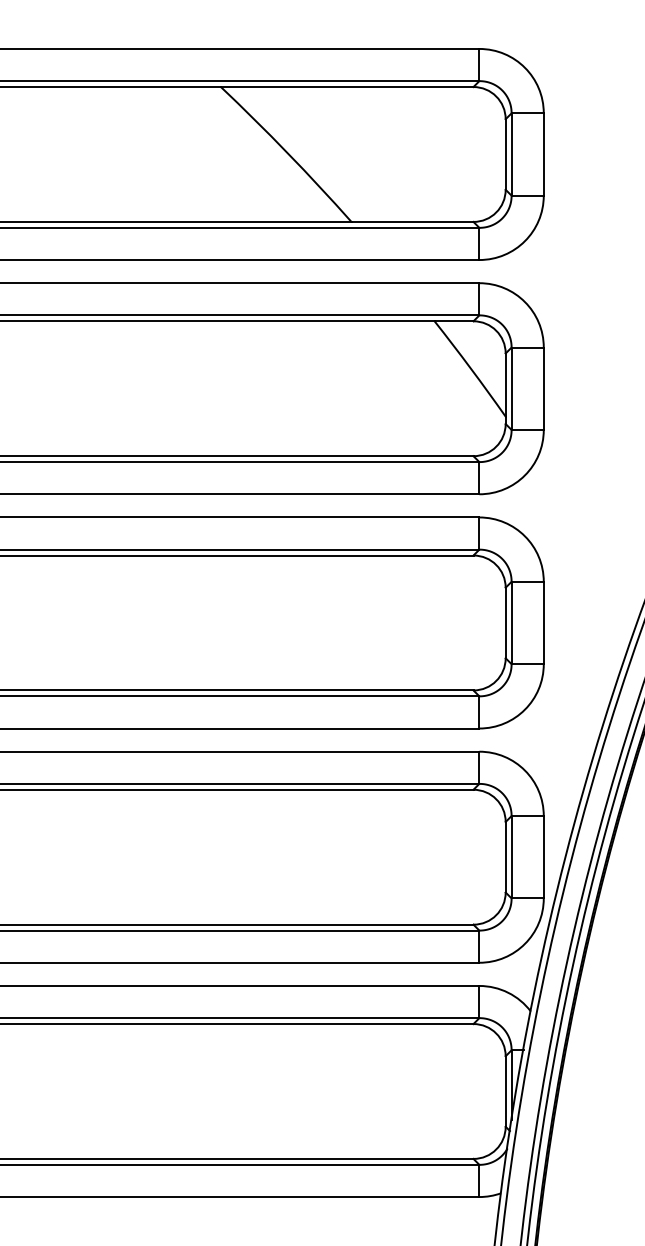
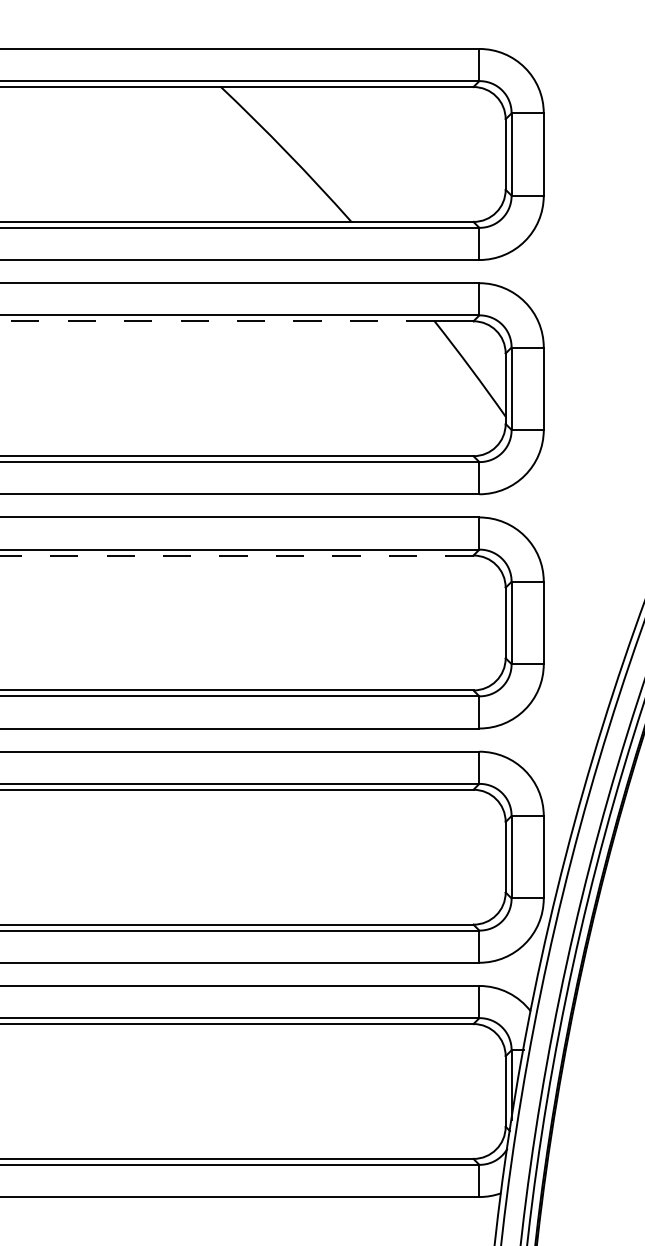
line: solid -> dashed (217, 321)
line: solid -> dashed (236, 555)
